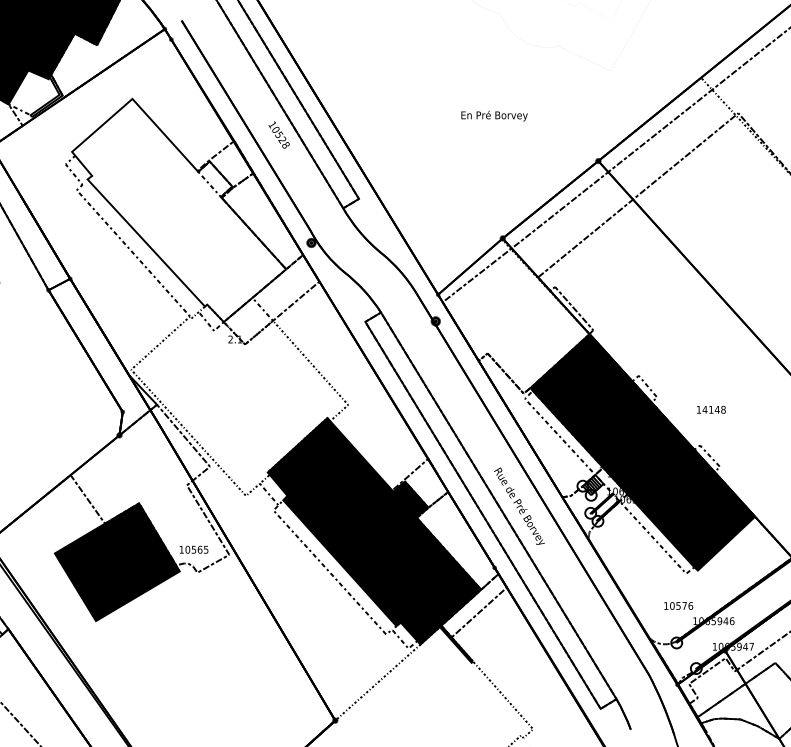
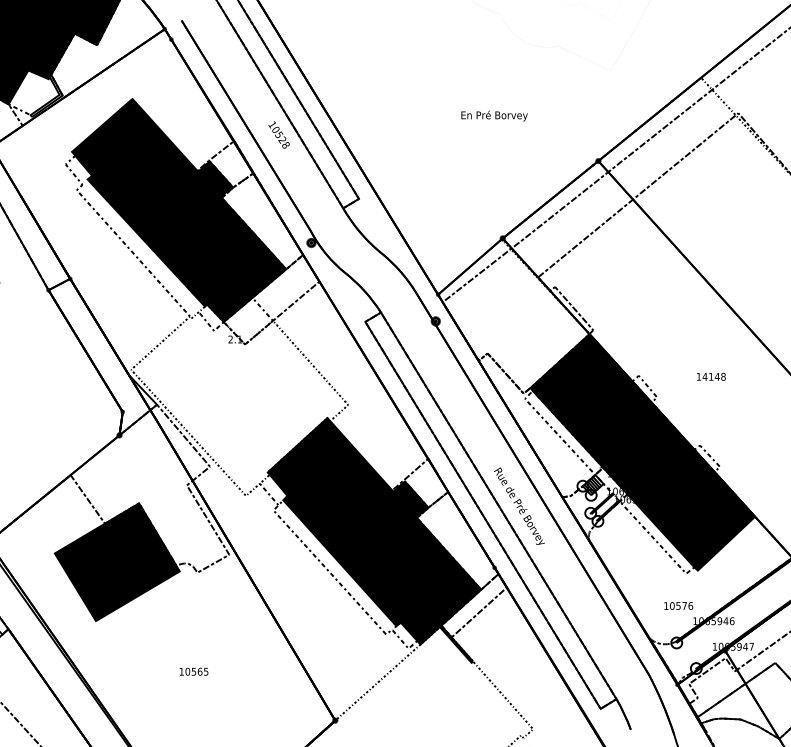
fill: none -> present (179, 210)
text position: (711, 409) -> (711, 376) (711, 376)
text position: (193, 549) -> (193, 671) (193, 671)
